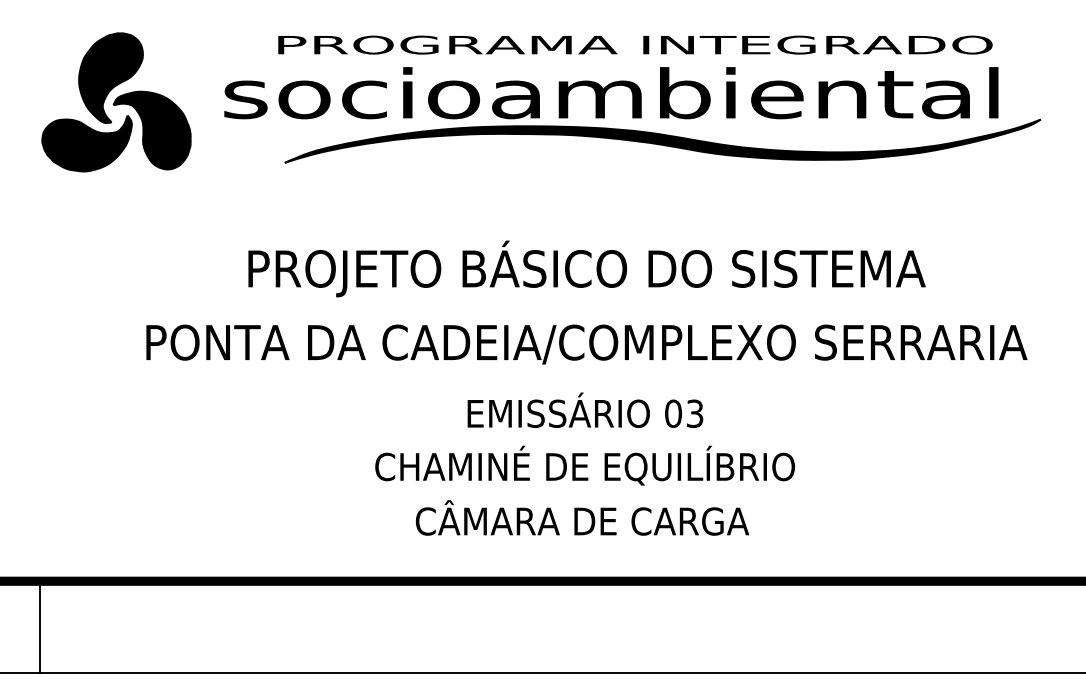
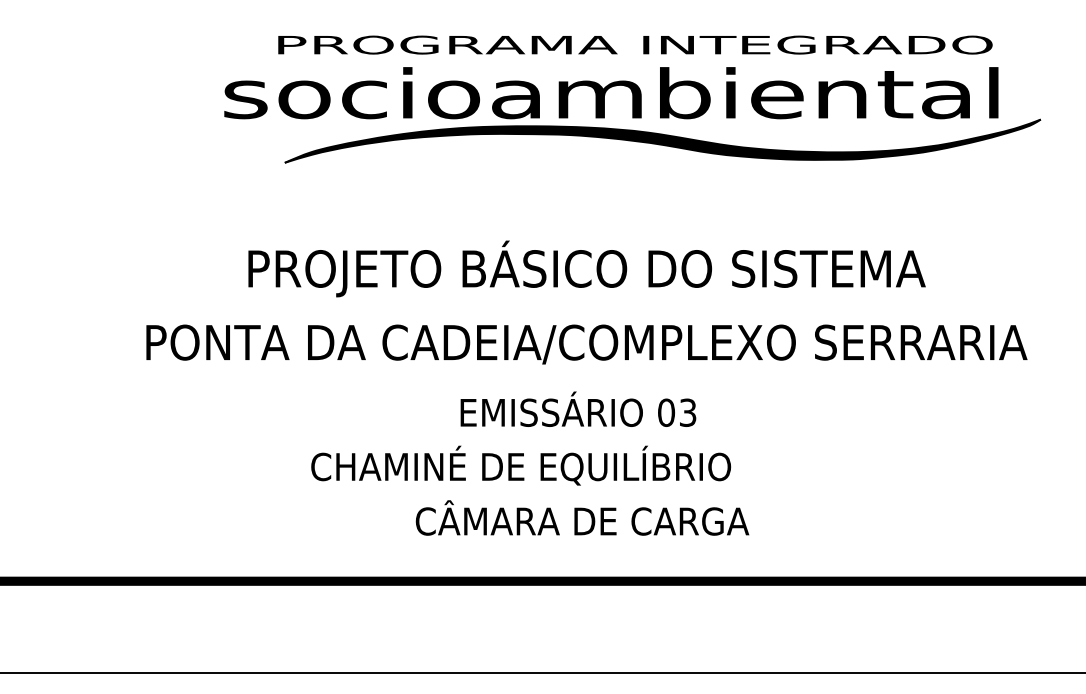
part: present -> none (116, 102)
text position: (585, 409) -> (578, 408) (578, 408)
text position: (585, 465) -> (521, 465) (521, 465)
line: present -> none (40, 627)
